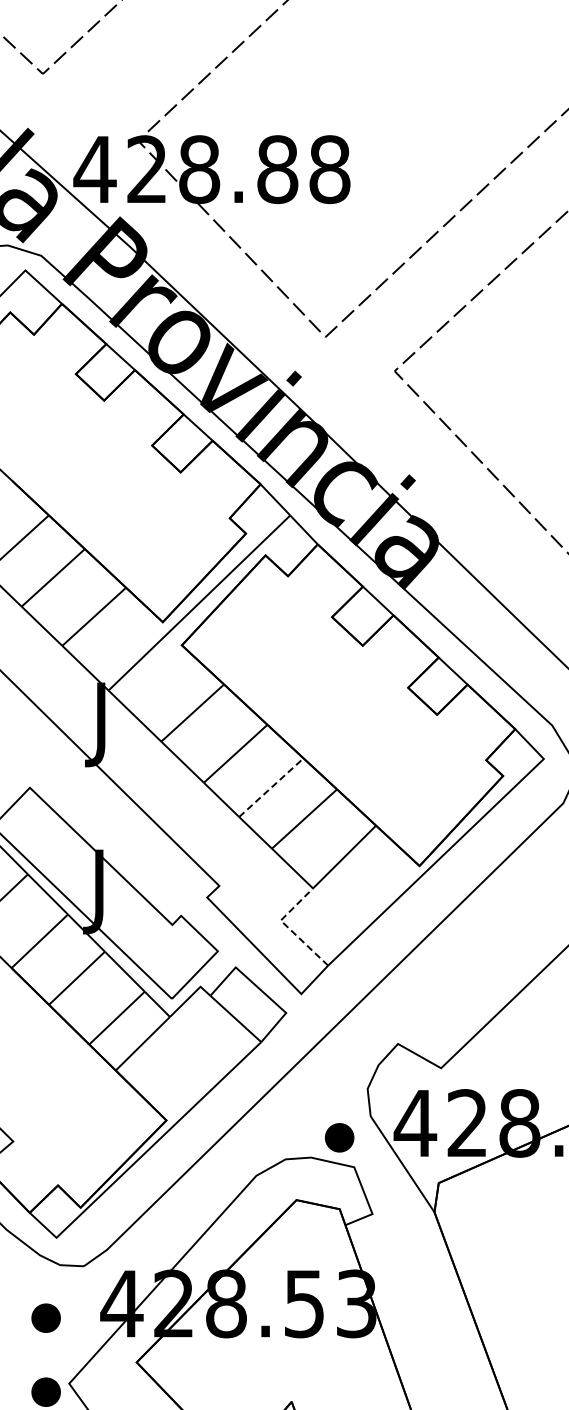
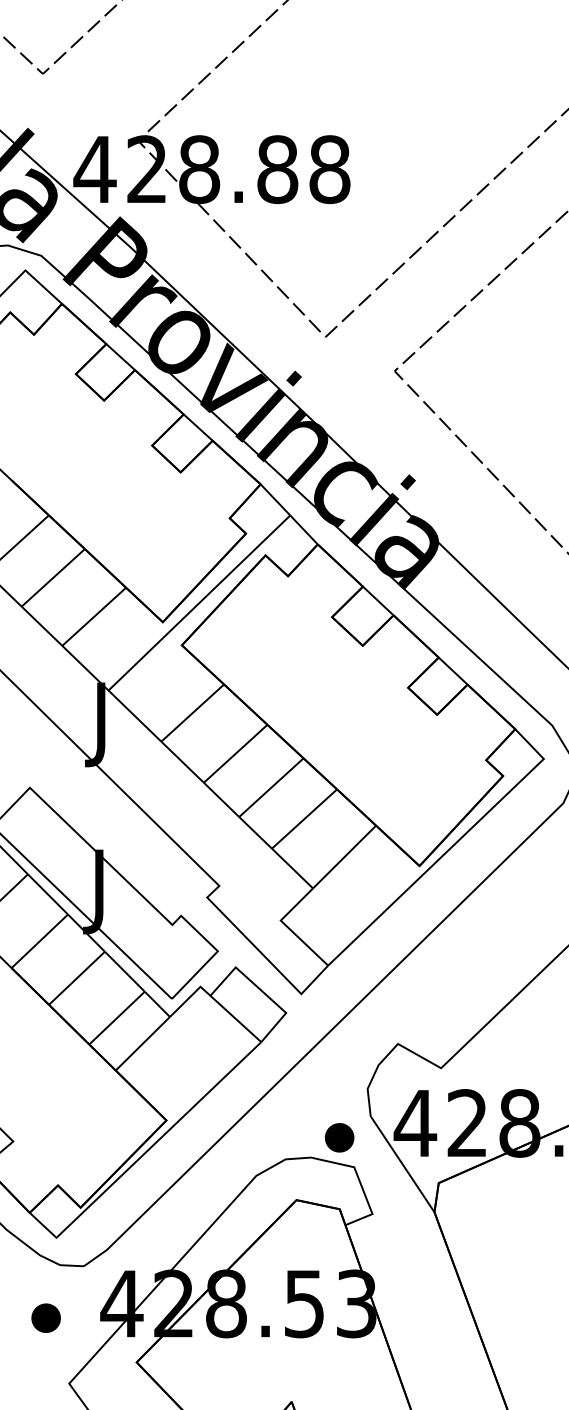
line: dashed -> solid (271, 787)
line: dashed -> solid (287, 926)
part: present -> none (45, 1391)
